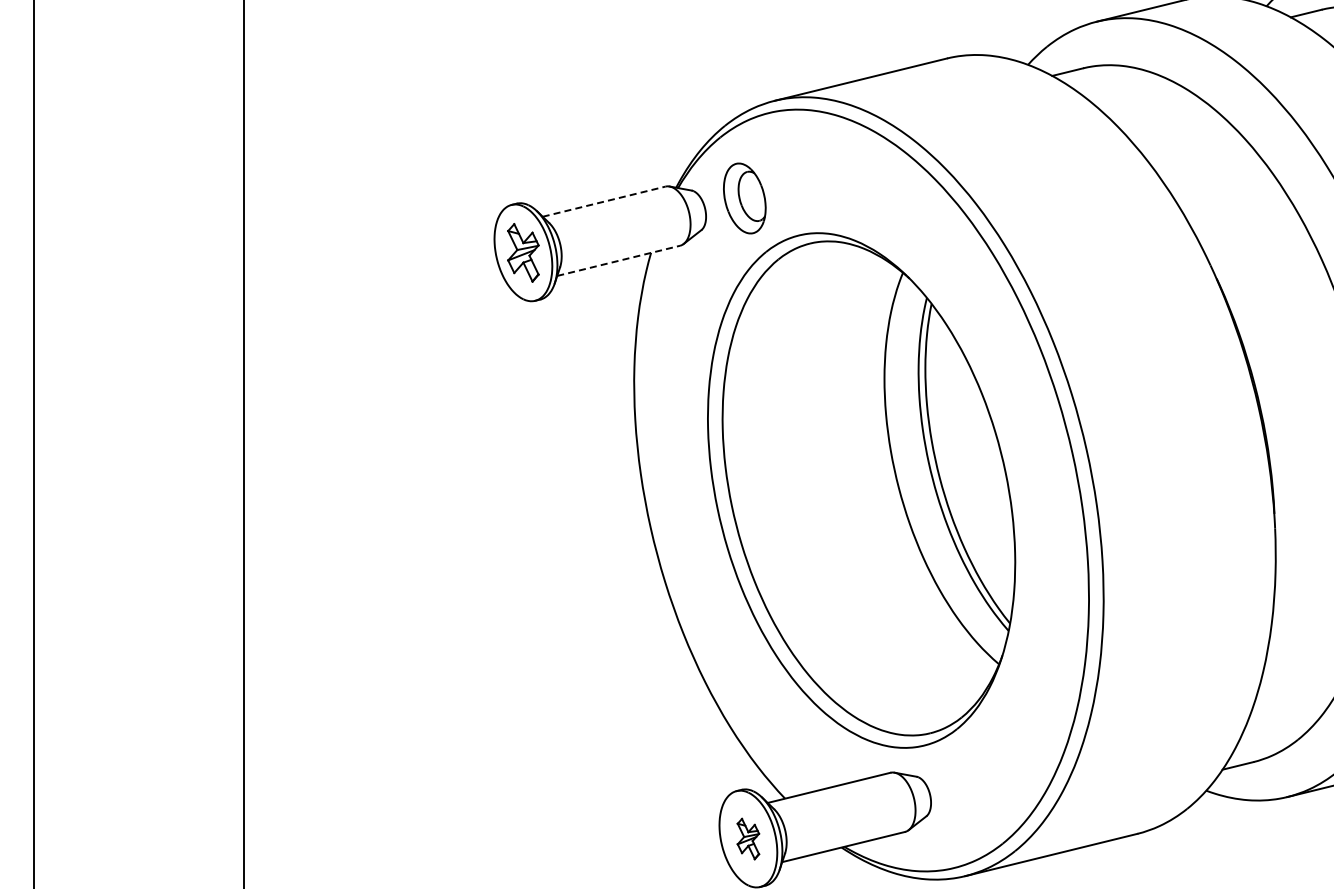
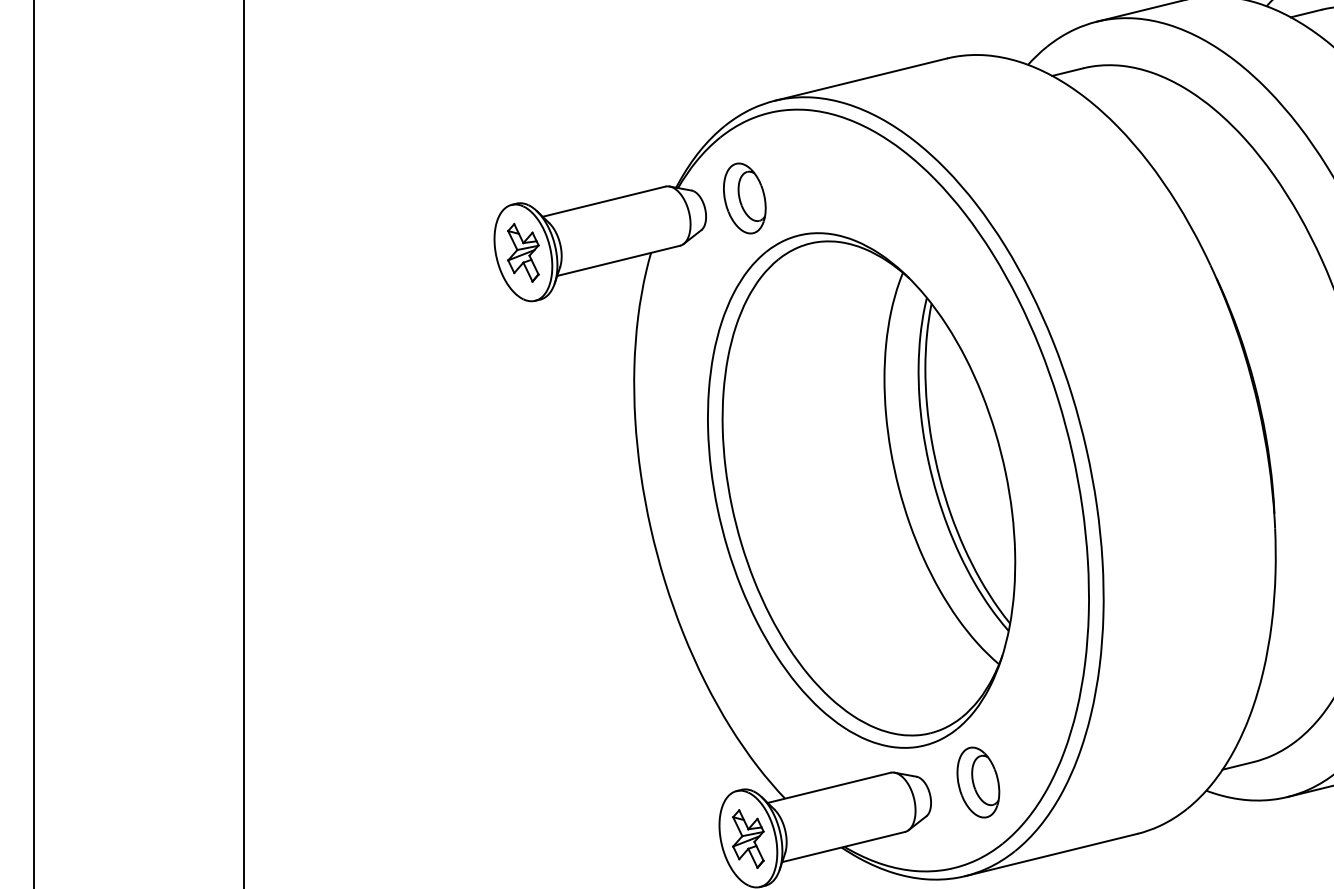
line: dashed -> solid (604, 201)
line: dashed -> solid (619, 260)
part: none -> present (978, 782)
part size: 25x44 px -> 33x60 px (748, 838)
